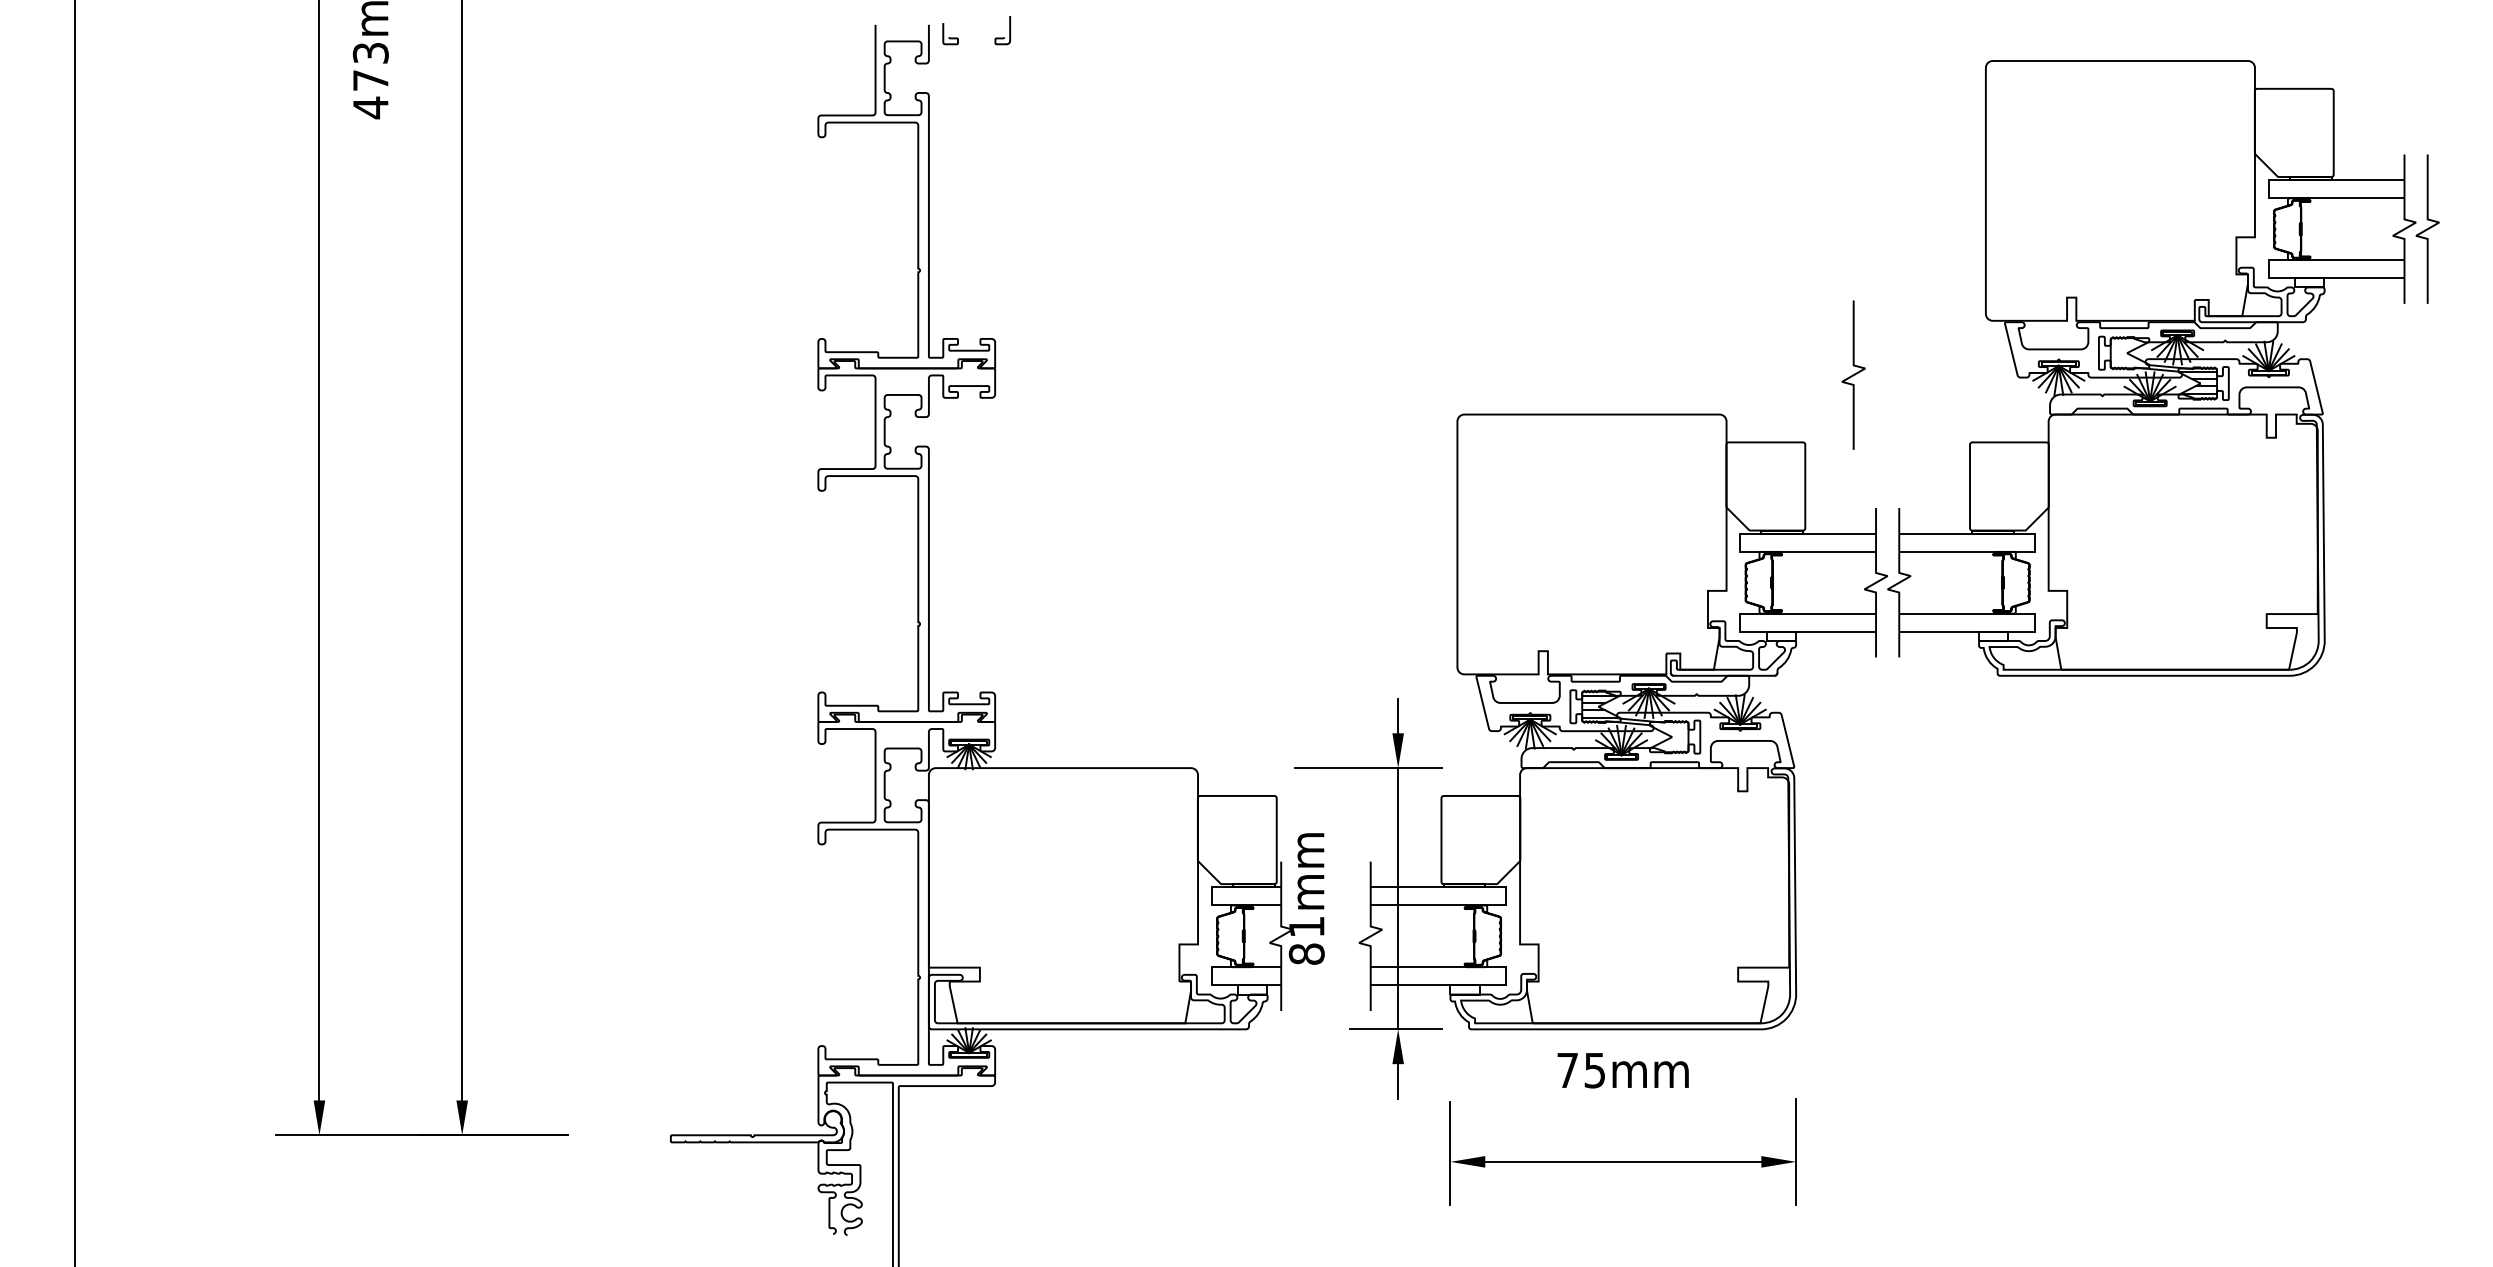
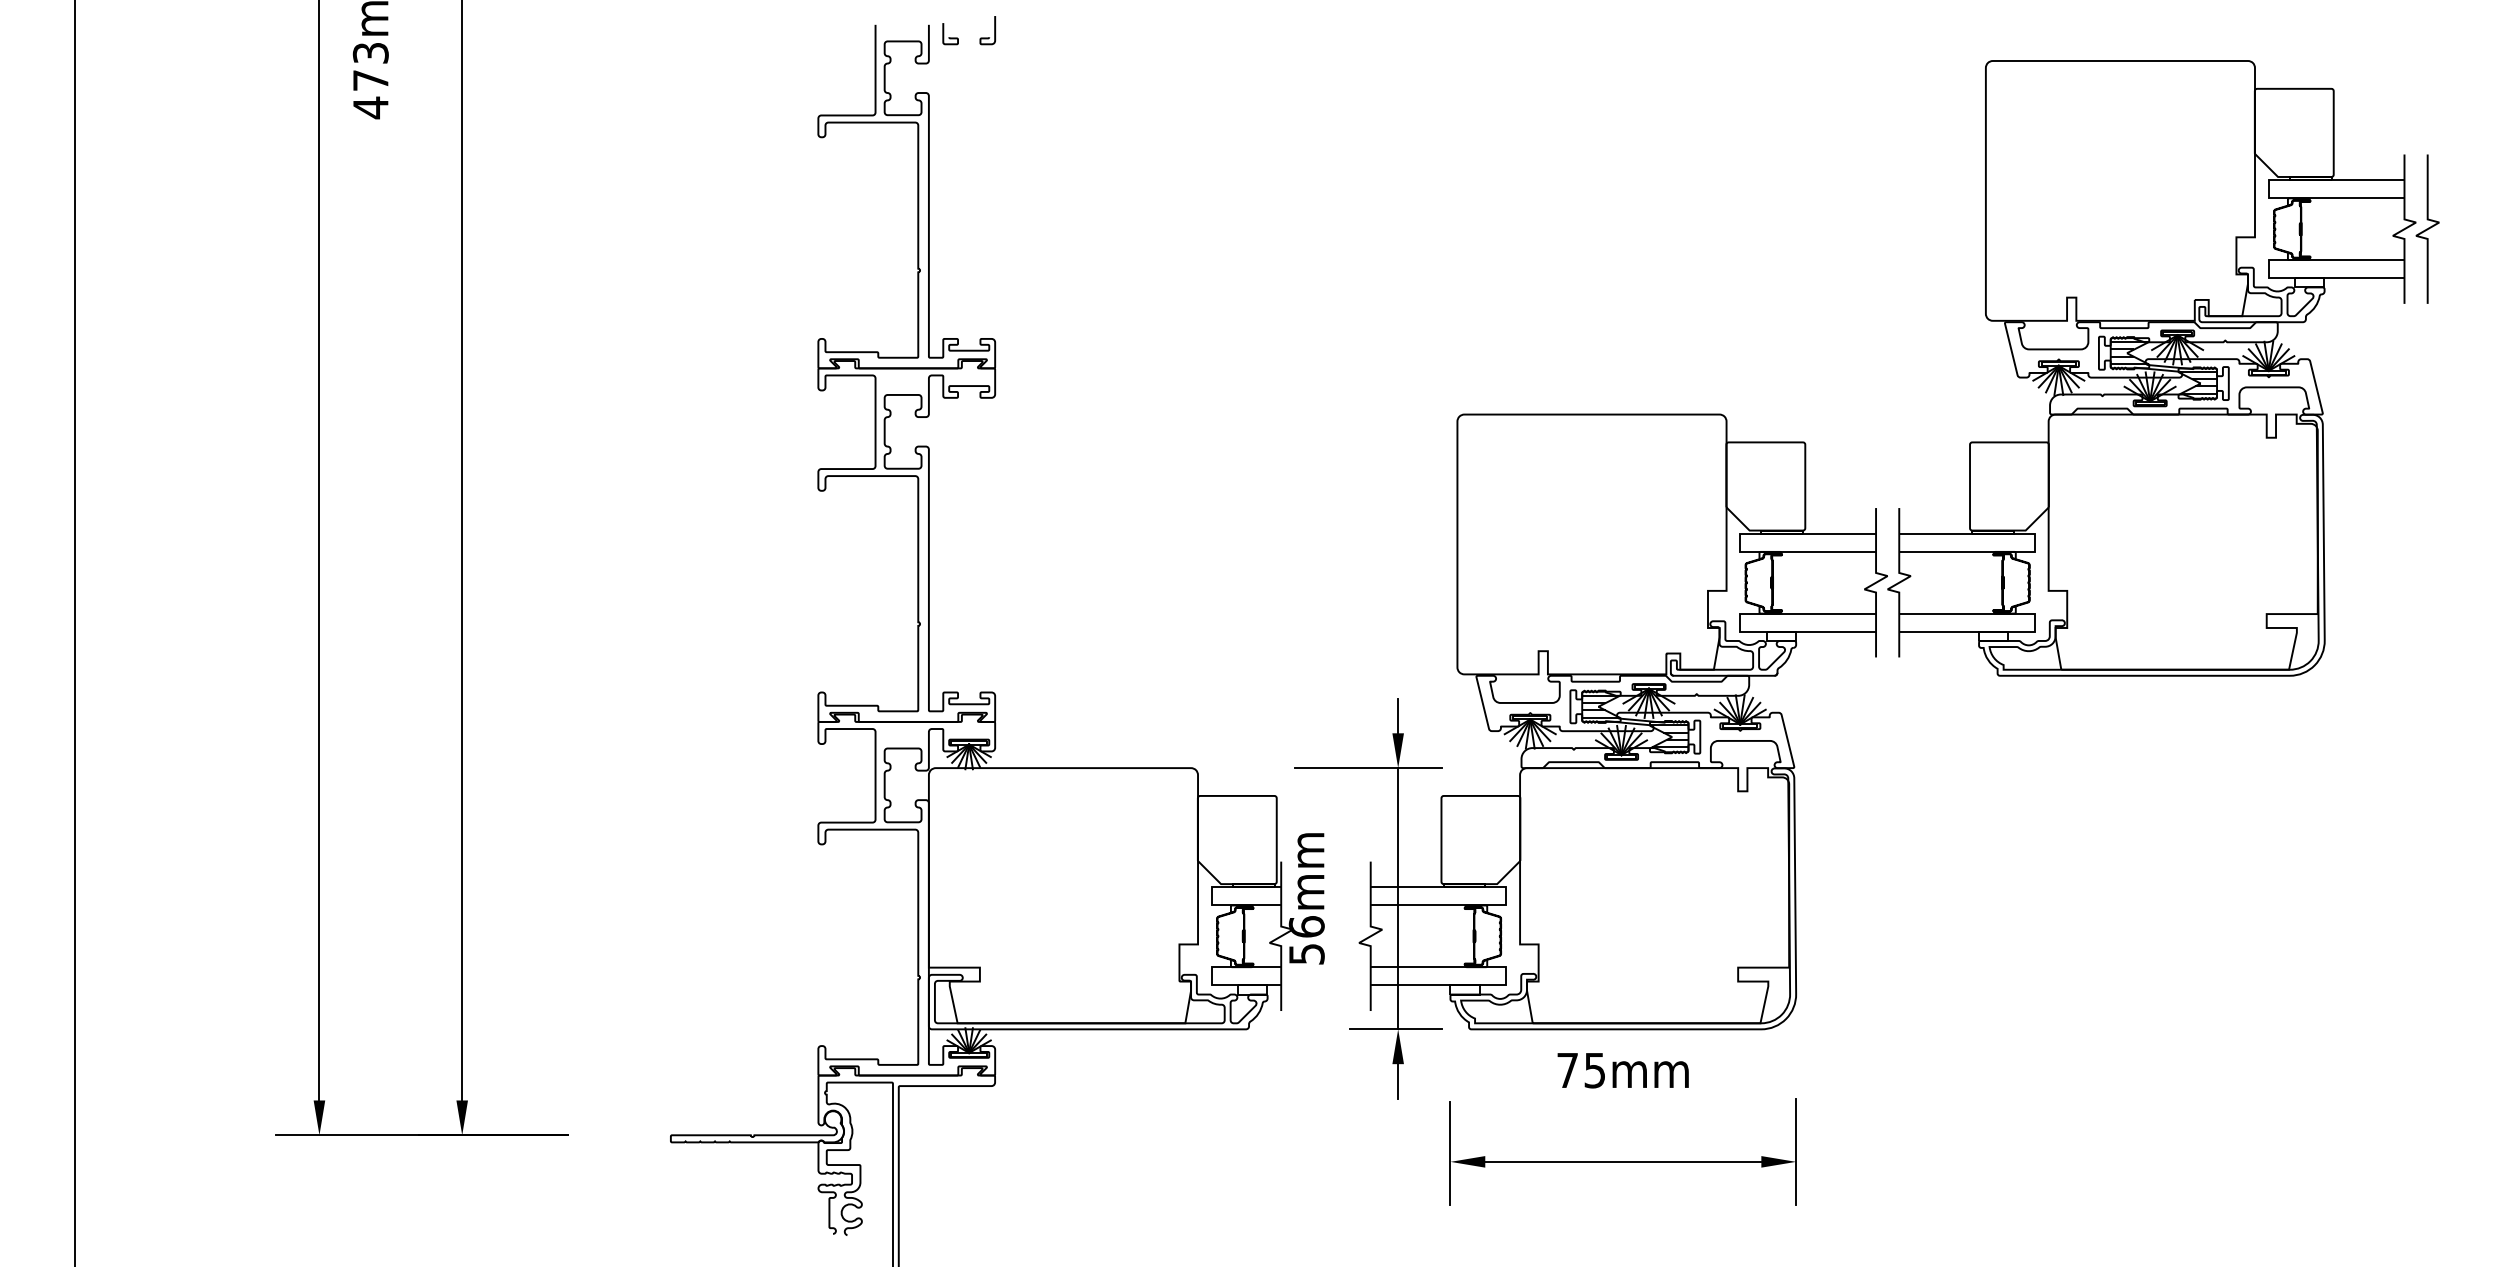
curve position: (1009, 30) -> (994, 30) (994, 30)
hatch: none -> present (2129, 353)
curve: present -> none (1853, 374)
hatch: none -> present (1668, 736)
text: 81mm -> 56mm (1306, 940)
